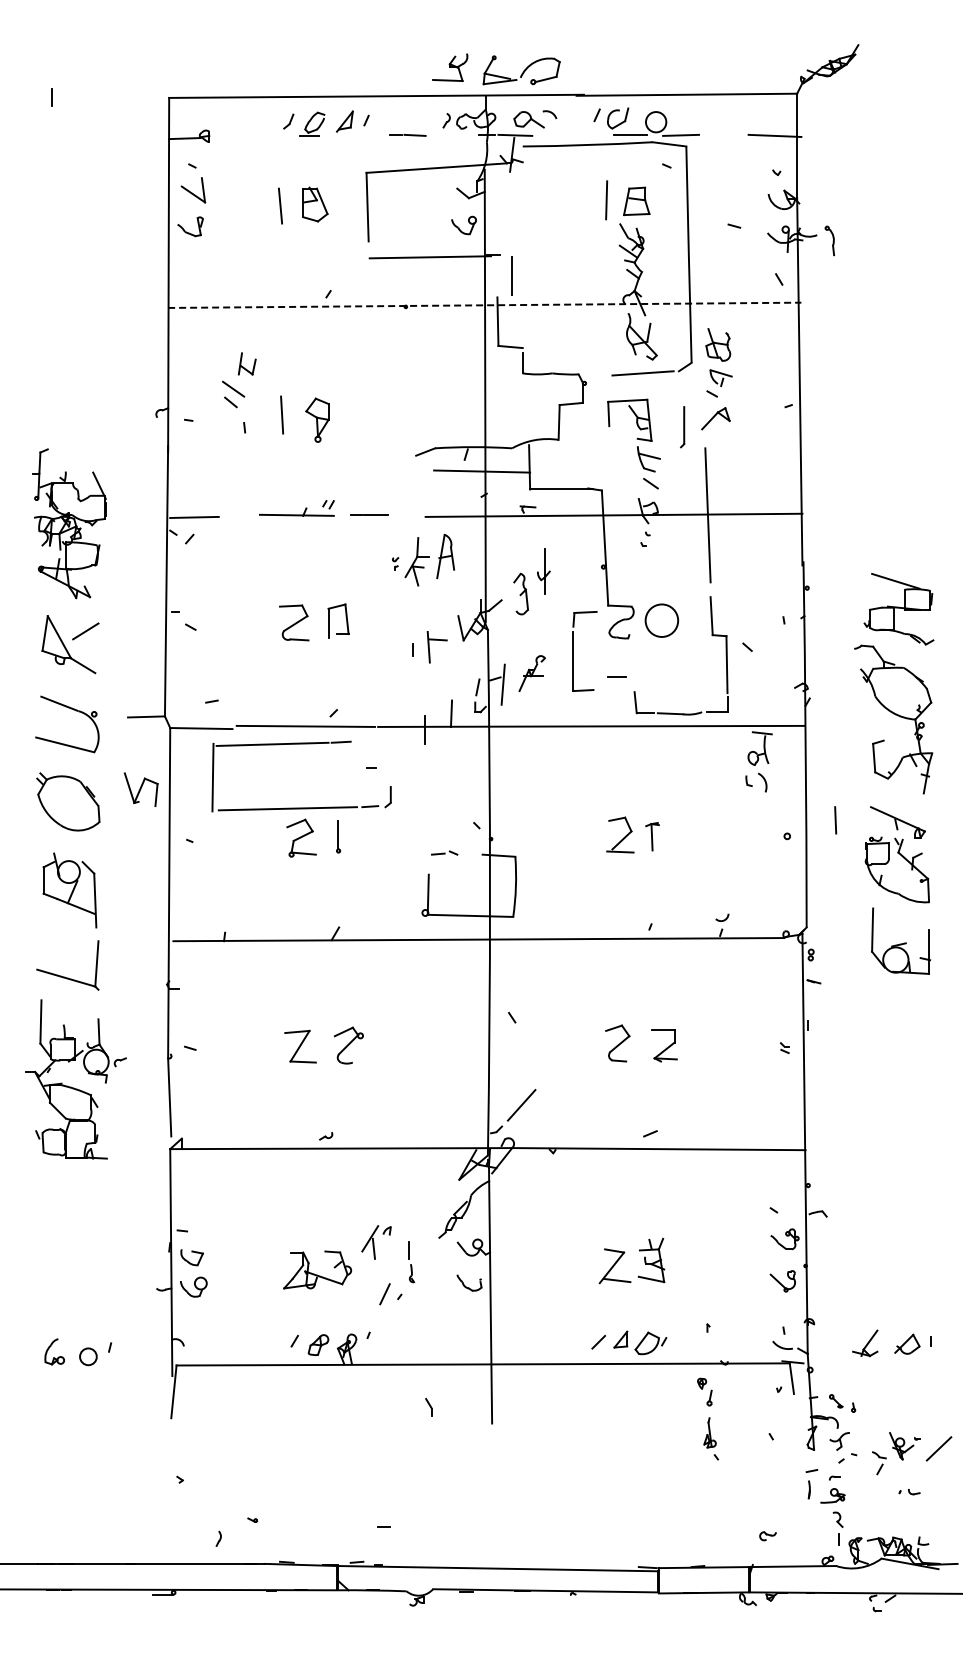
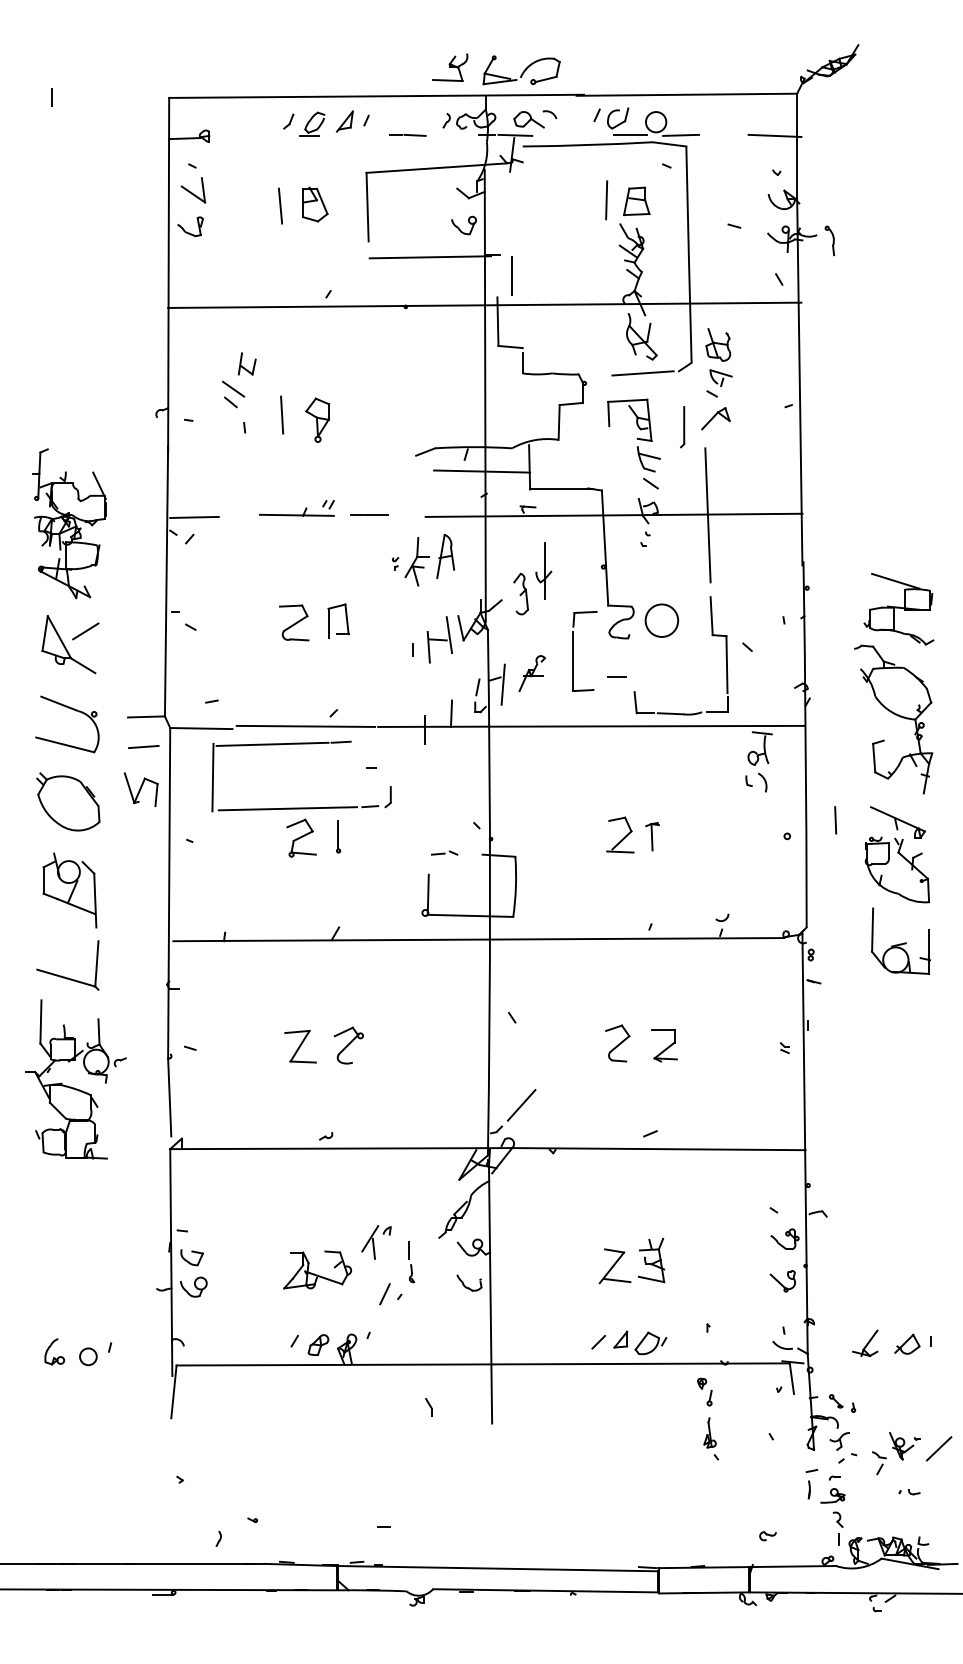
line: dashed -> solid (484, 305)
part size: 14x47 px -> 18x58 px (543, 570)
line: none -> present (449, 635)
line: none -> present (143, 746)
